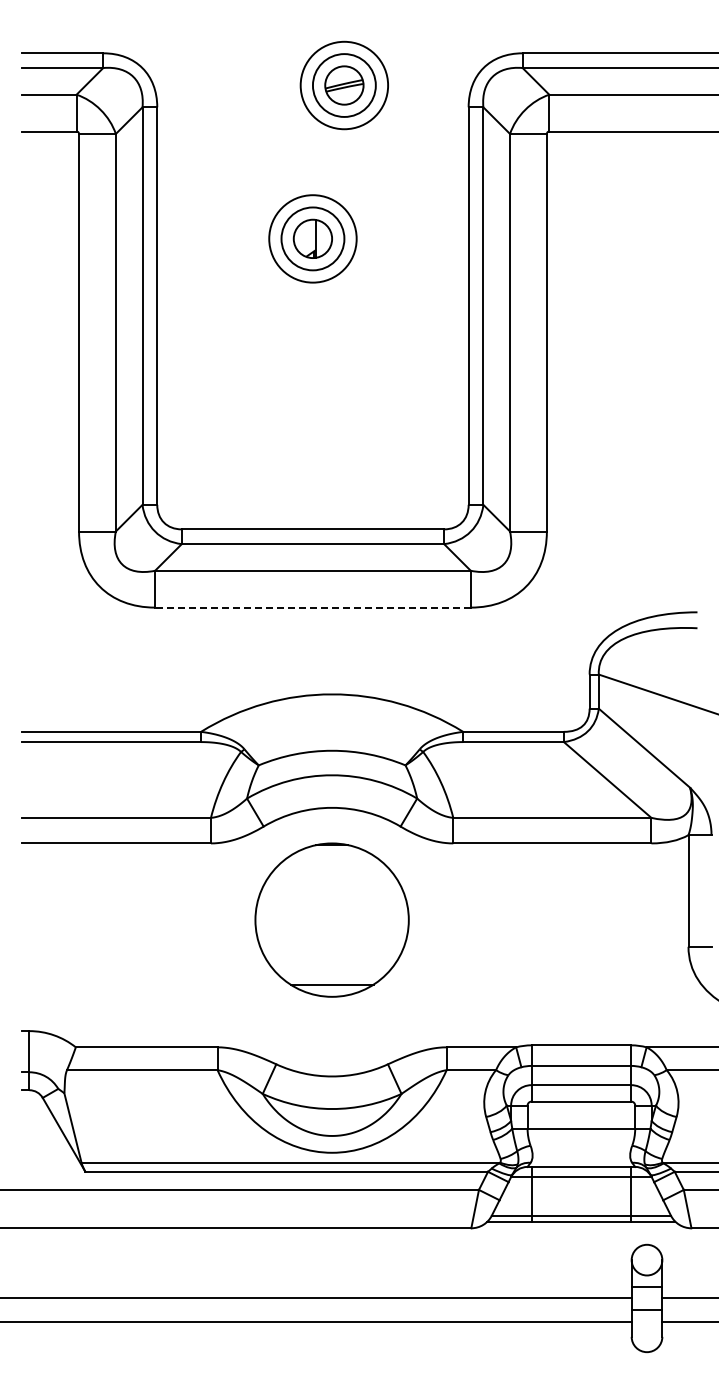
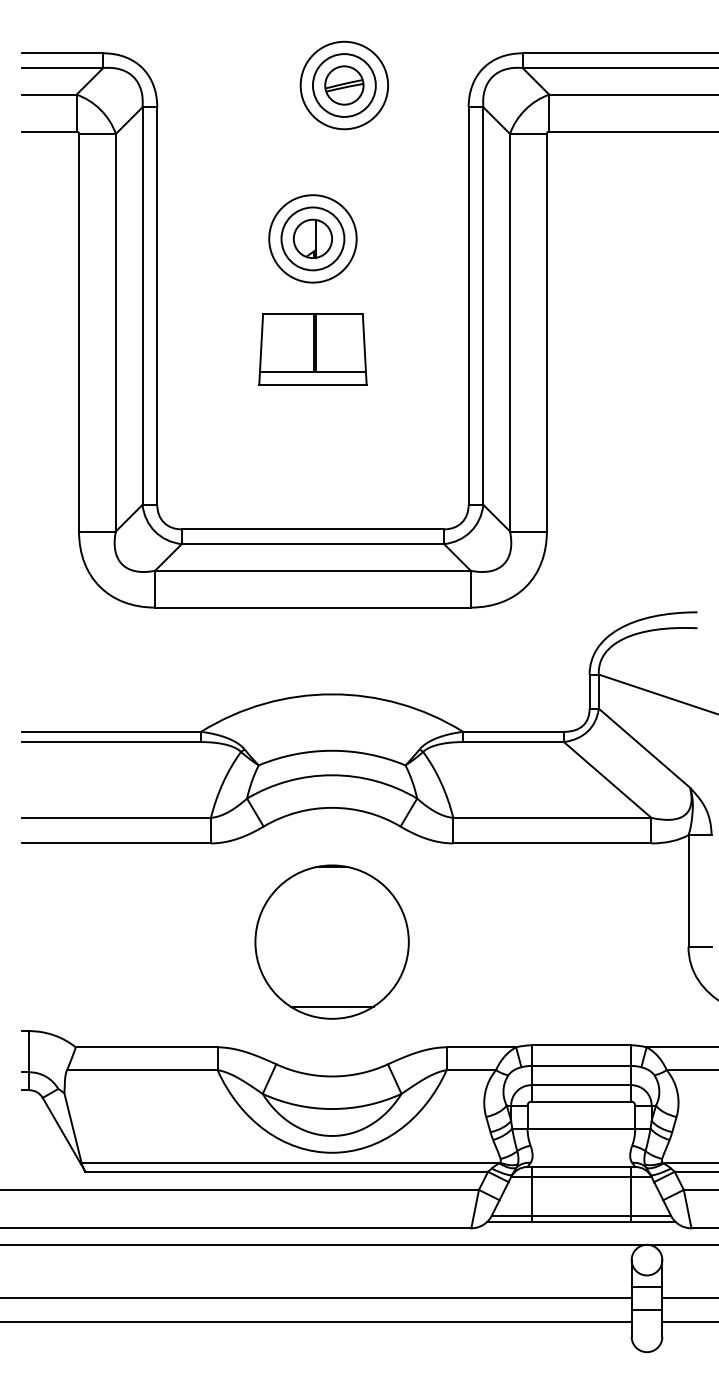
part: none -> present (312, 349)
line: dashed -> solid (312, 607)
part position: (331, 919) -> (331, 941) (331, 941)
line: none -> present (358, 1244)
